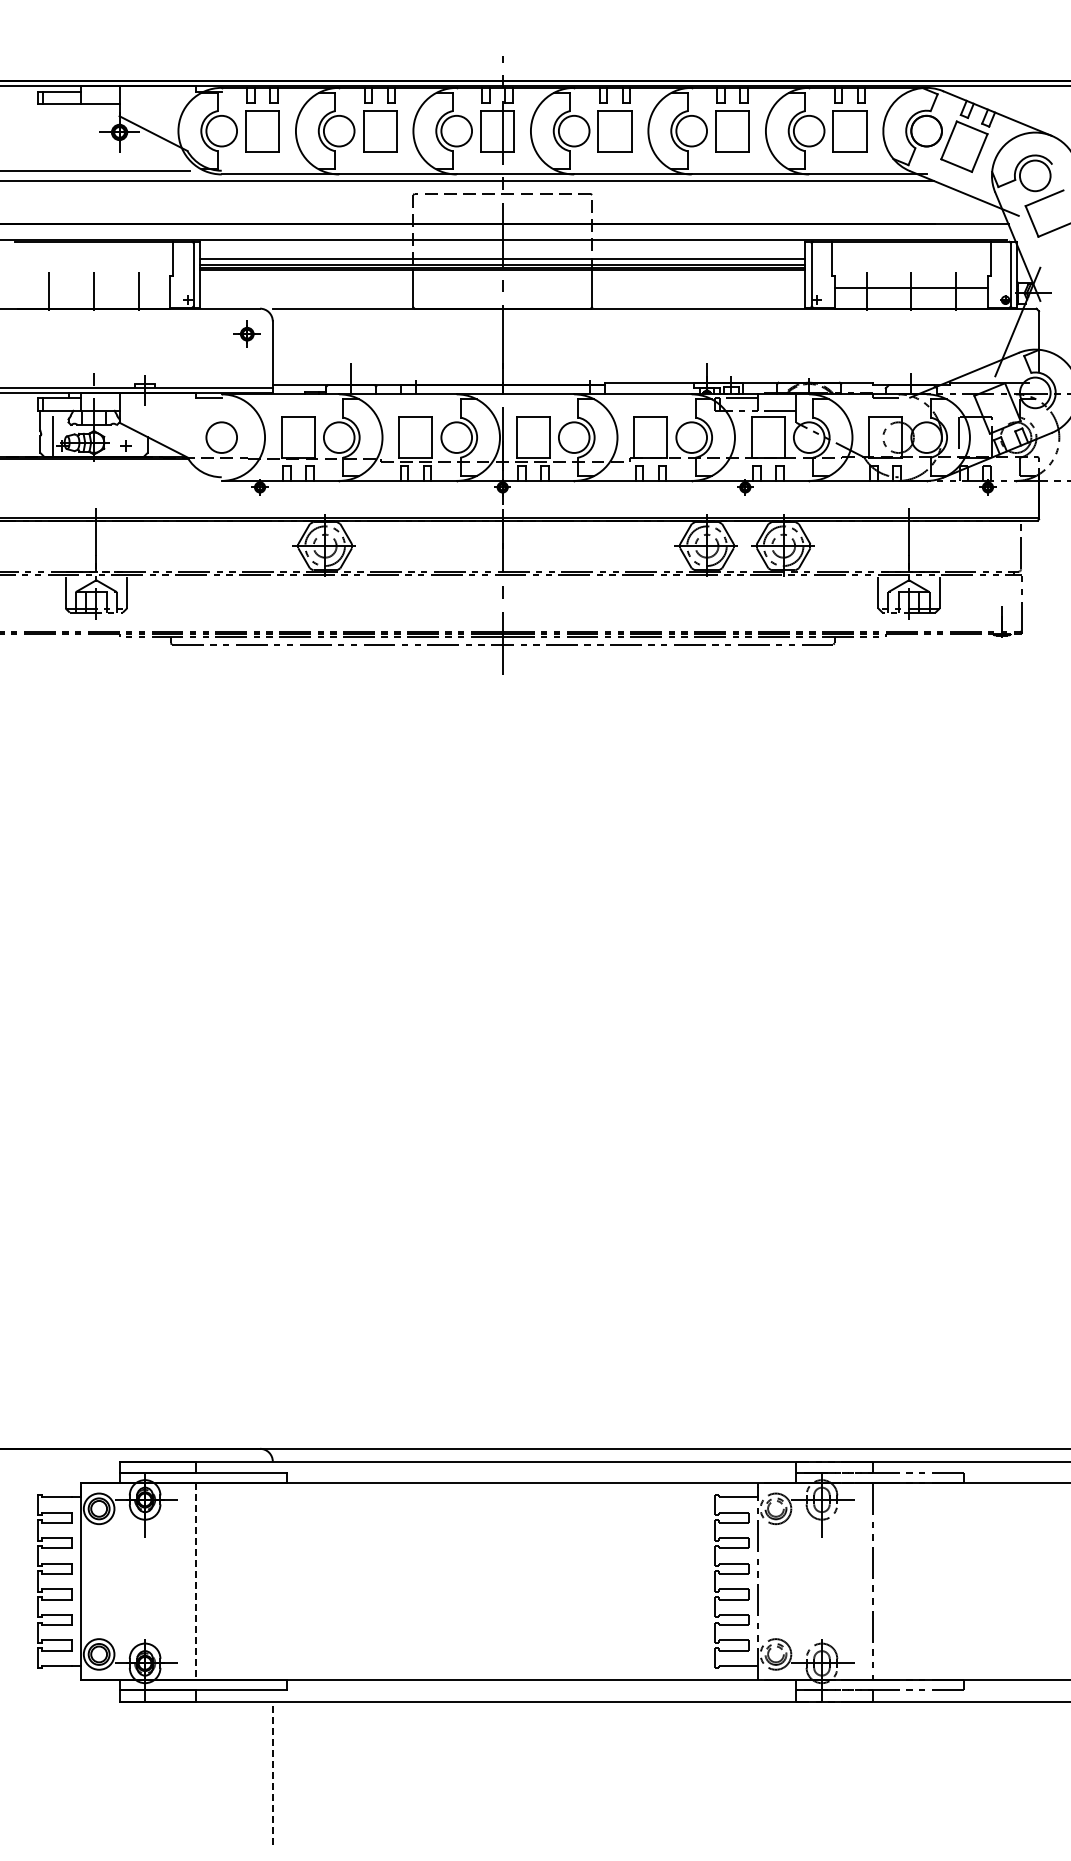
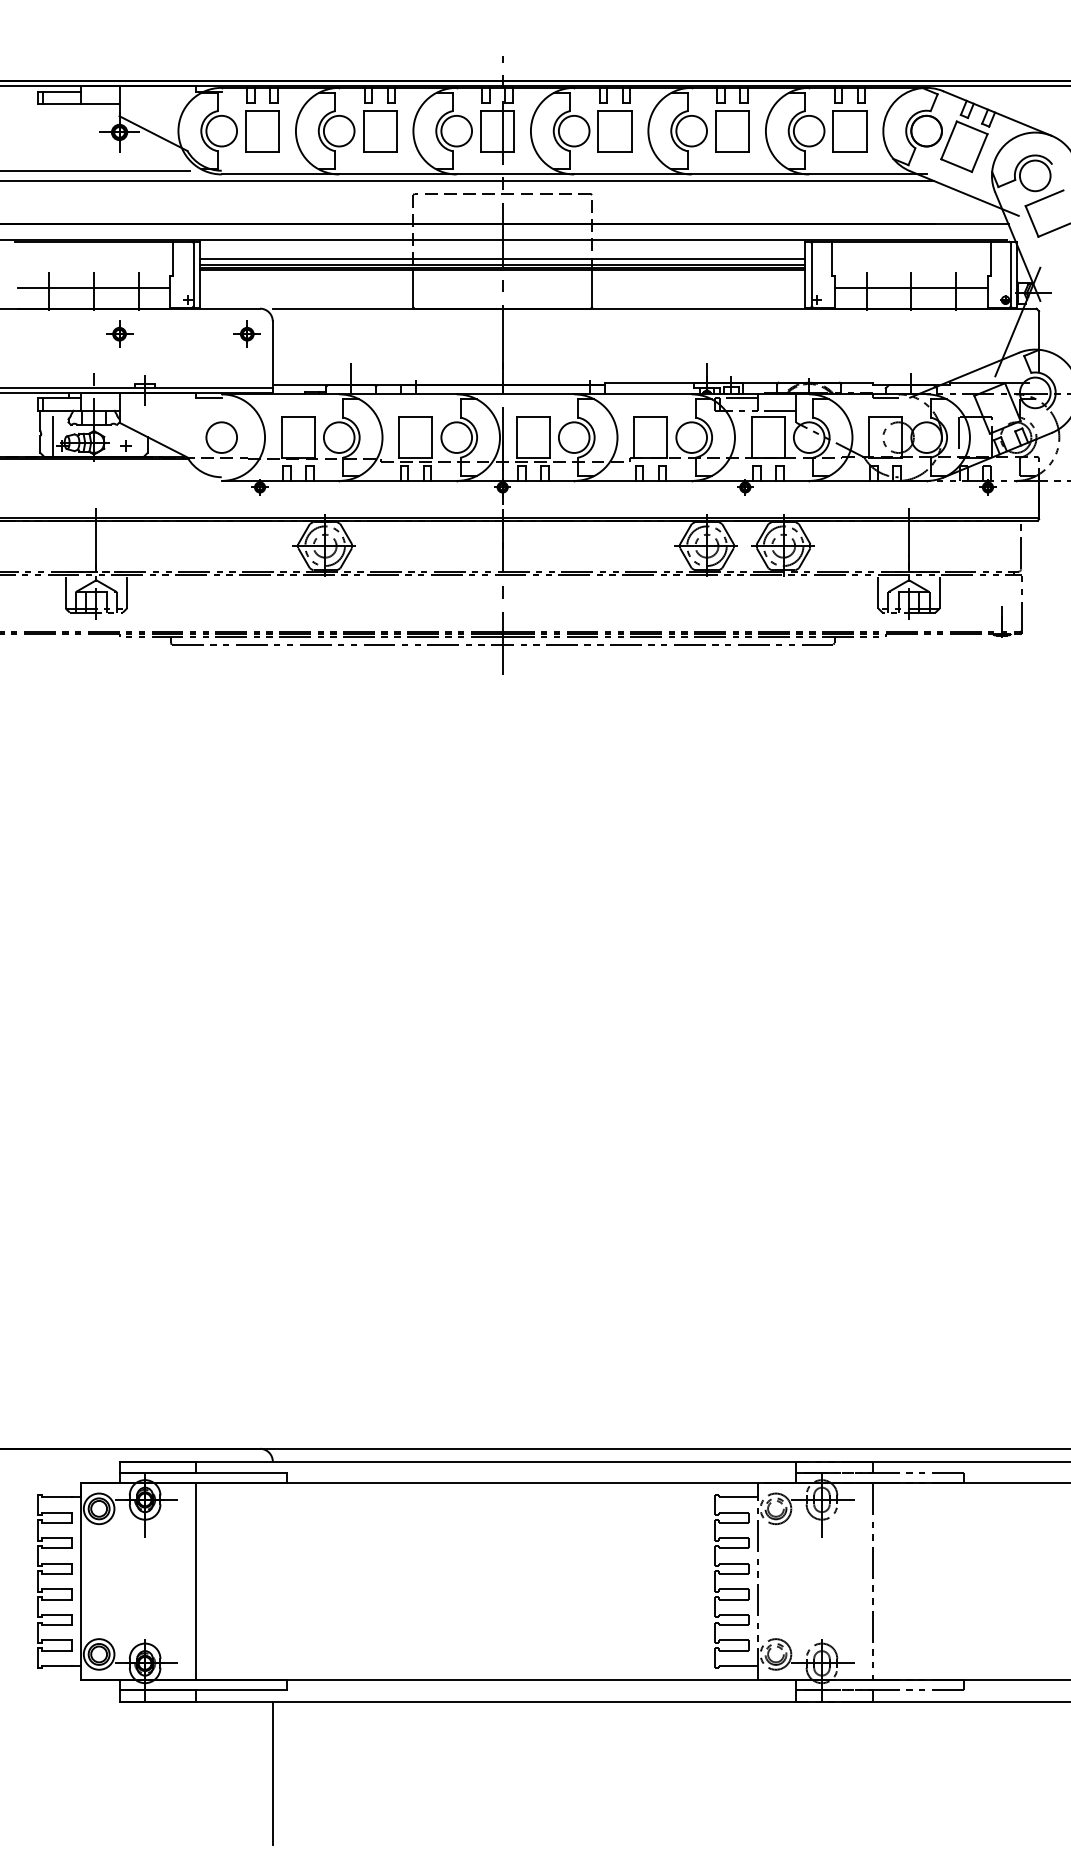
line: none -> present (93, 288)
part: none -> present (119, 333)
line: dashed -> solid (196, 1582)
line: dashed -> solid (272, 1773)
